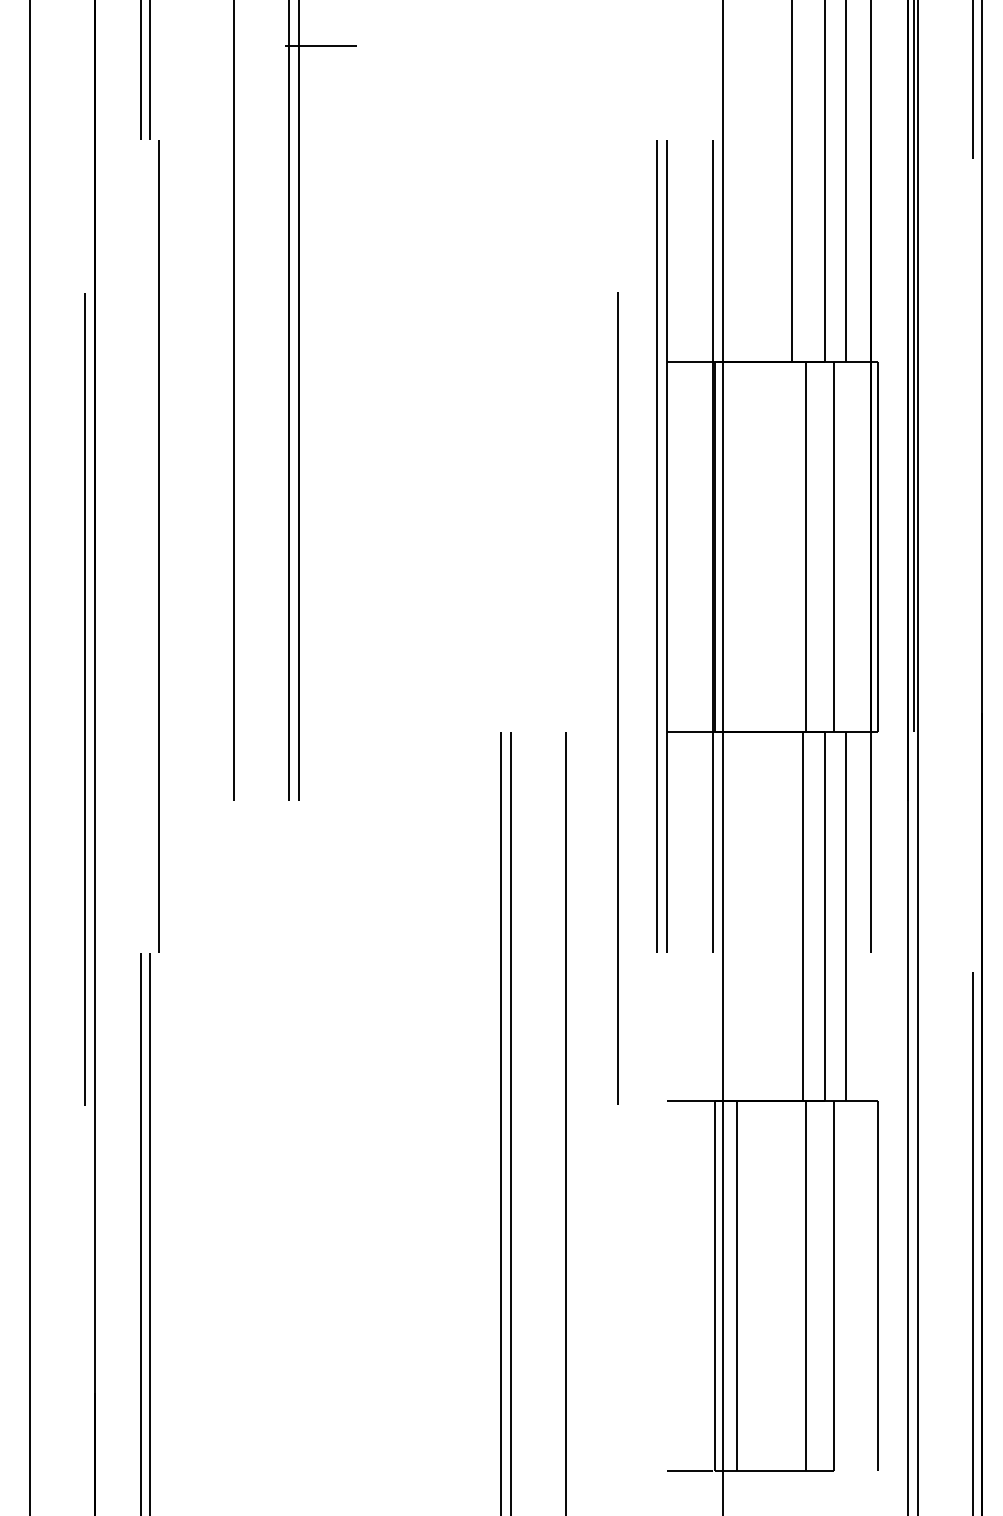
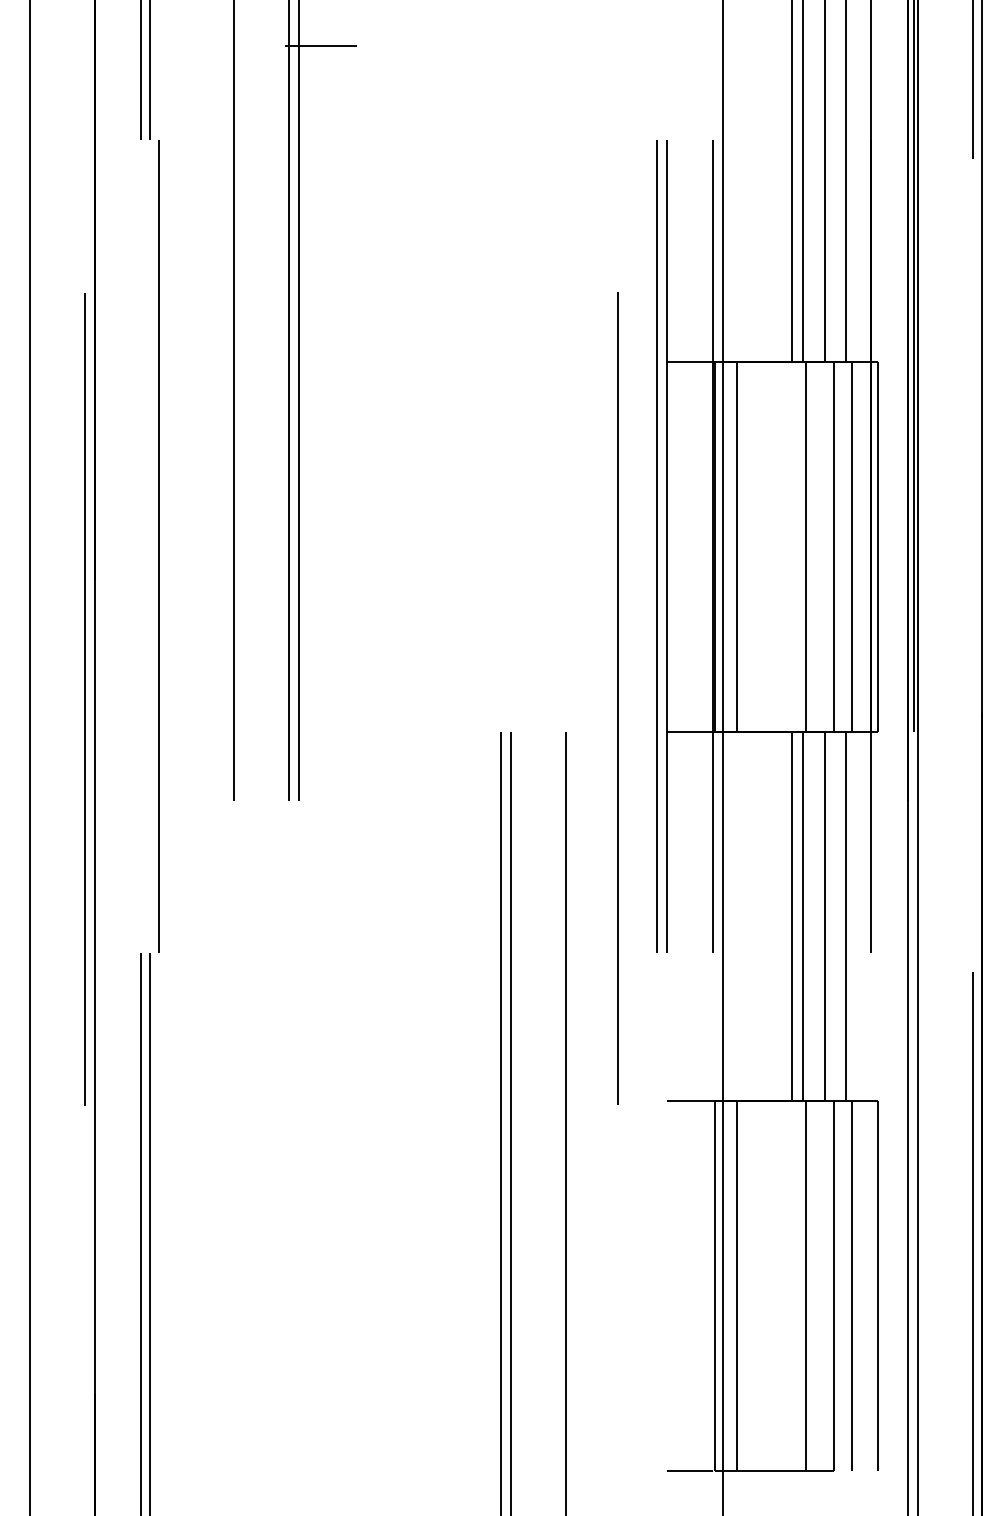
line: none -> present (802, 182)
line: none -> present (737, 546)
line: none -> present (851, 546)
line: none -> present (792, 916)
line: none -> present (851, 1285)
